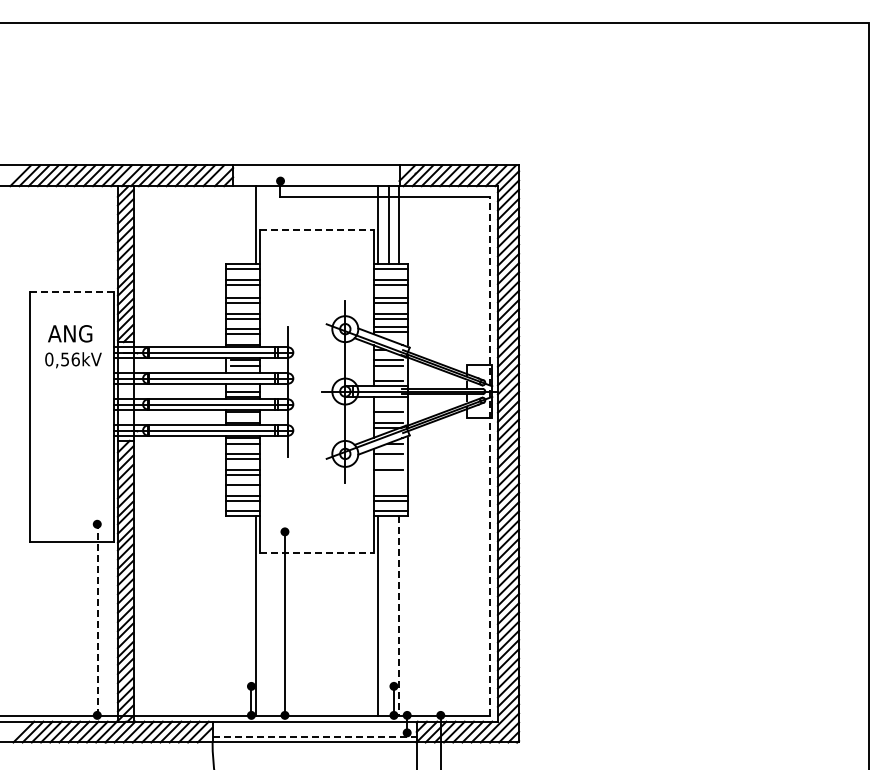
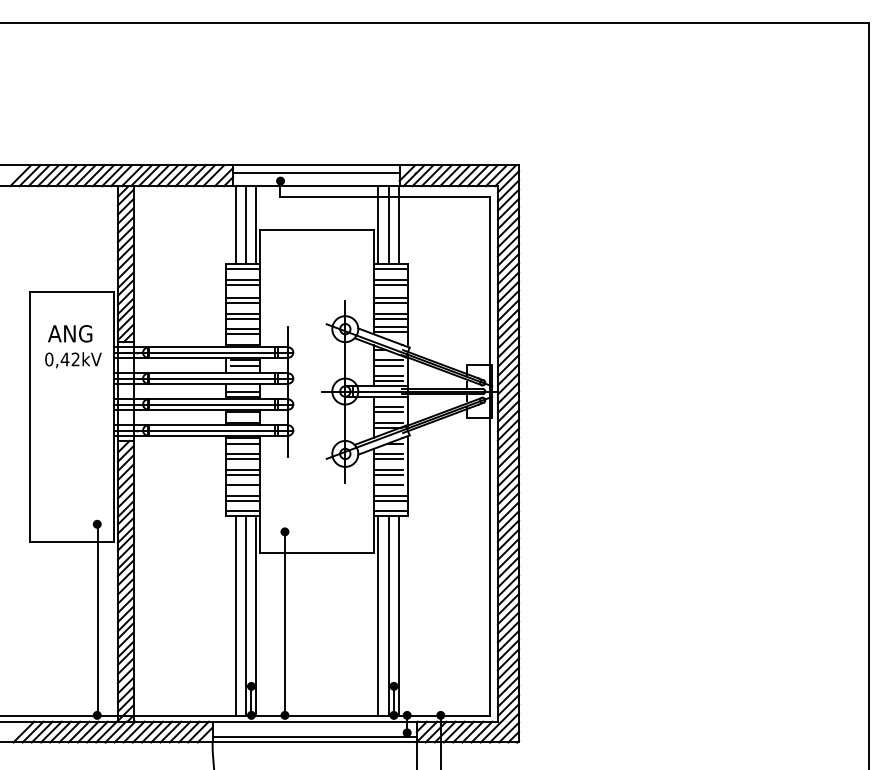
line: none -> present (316, 173)
line: none -> present (235, 225)
line: none -> present (246, 225)
line: dashed -> solid (317, 230)
line: dashed -> solid (71, 291)
text: 0,56kV -> 0,42kV (69, 359)
line: none -> present (387, 375)
line: none -> present (387, 407)
line: dashed -> solid (490, 456)
line: none -> present (387, 458)
line: none -> present (387, 474)
line: none -> present (387, 485)
line: dashed -> solid (317, 552)
line: none -> present (235, 616)
line: none -> present (246, 616)
line: none -> present (388, 616)
line: dashed -> solid (398, 616)
line: dashed -> solid (97, 619)
line: dashed -> solid (315, 737)
